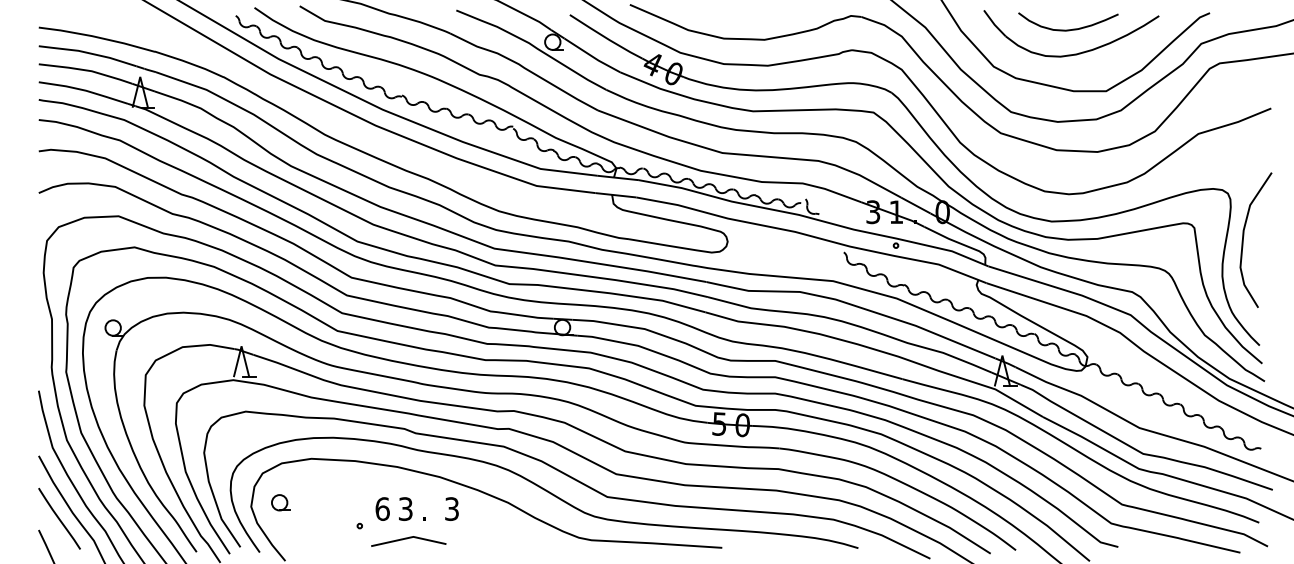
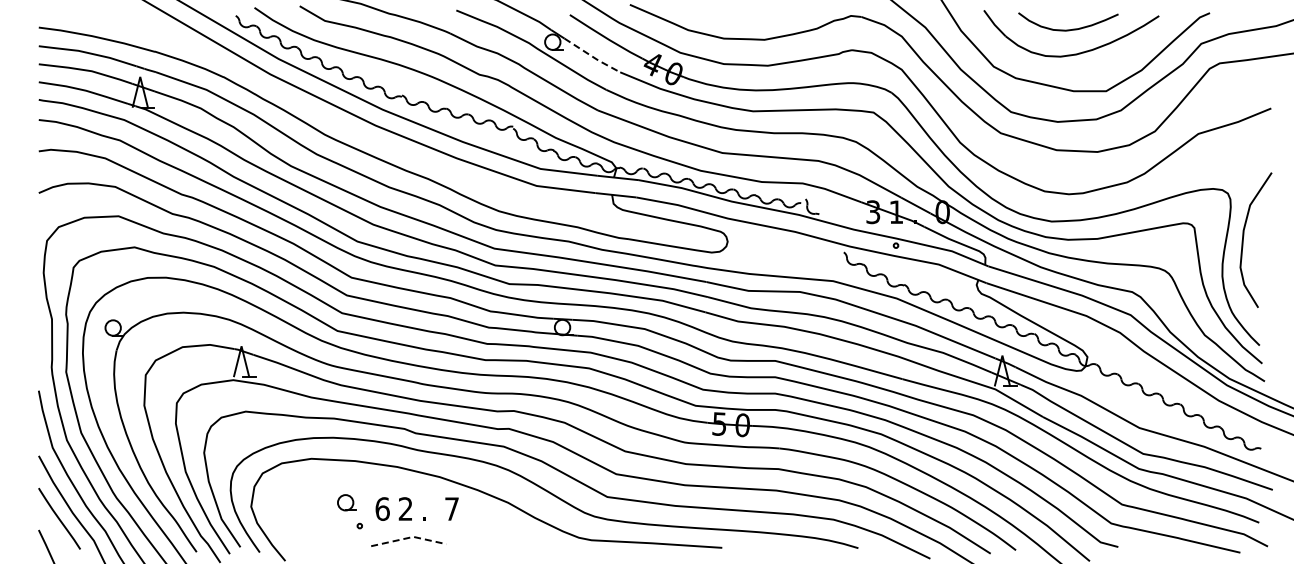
line: solid -> dashed (592, 56)
part position: (280, 502) -> (346, 502) (346, 502)
text: 3 -> 2 (405, 509)
text: 3 -> 7 (451, 509)
line: solid -> dashed (409, 537)
